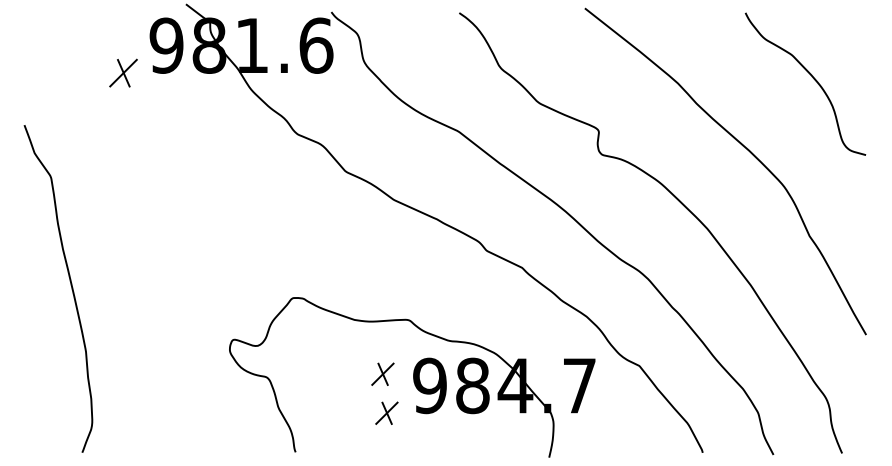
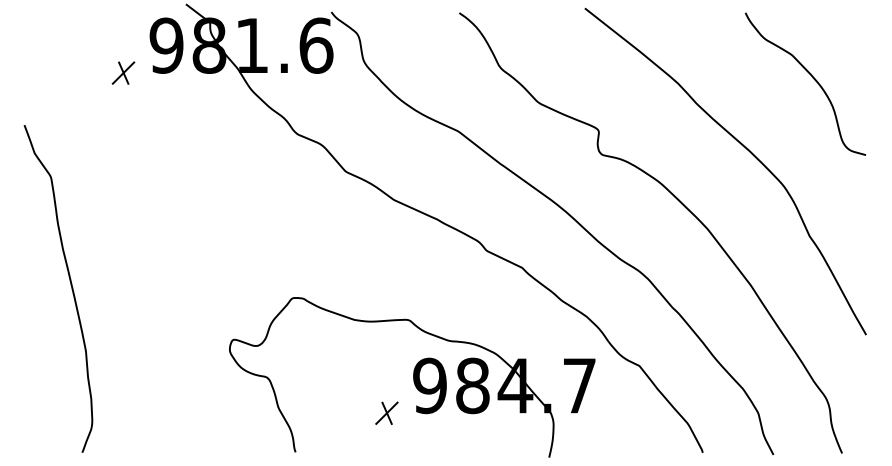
part size: 29x30 px -> 25x24 px (123, 72)
part: present -> none (382, 373)
